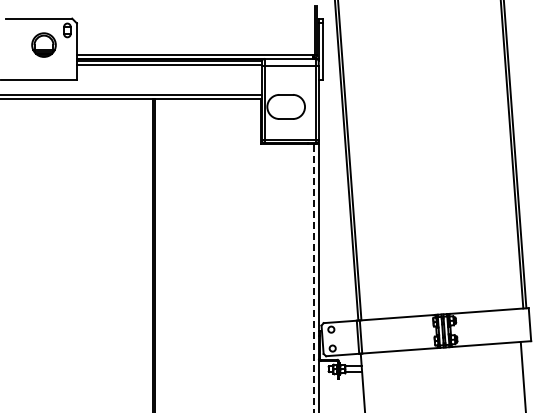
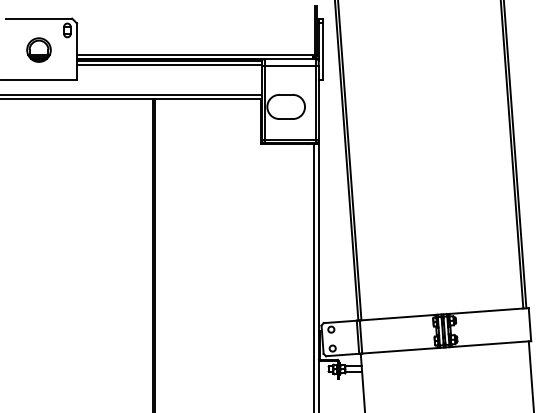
part position: (43, 44) -> (38, 49) (38, 49)
line: dashed -> solid (314, 277)
line position: (522, 375) -> (530, 375) (530, 375)
